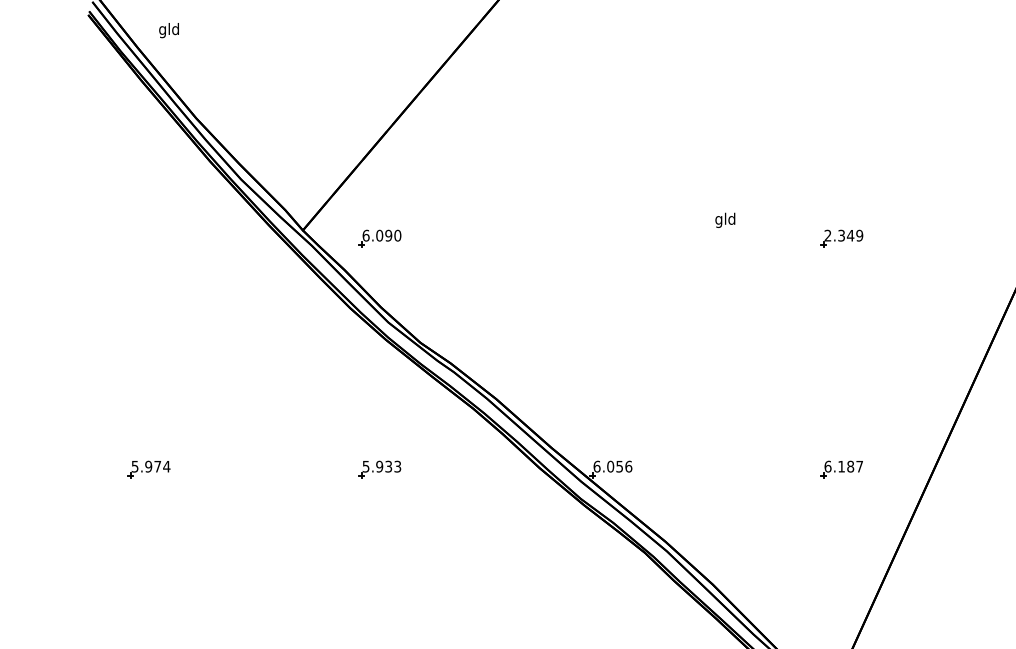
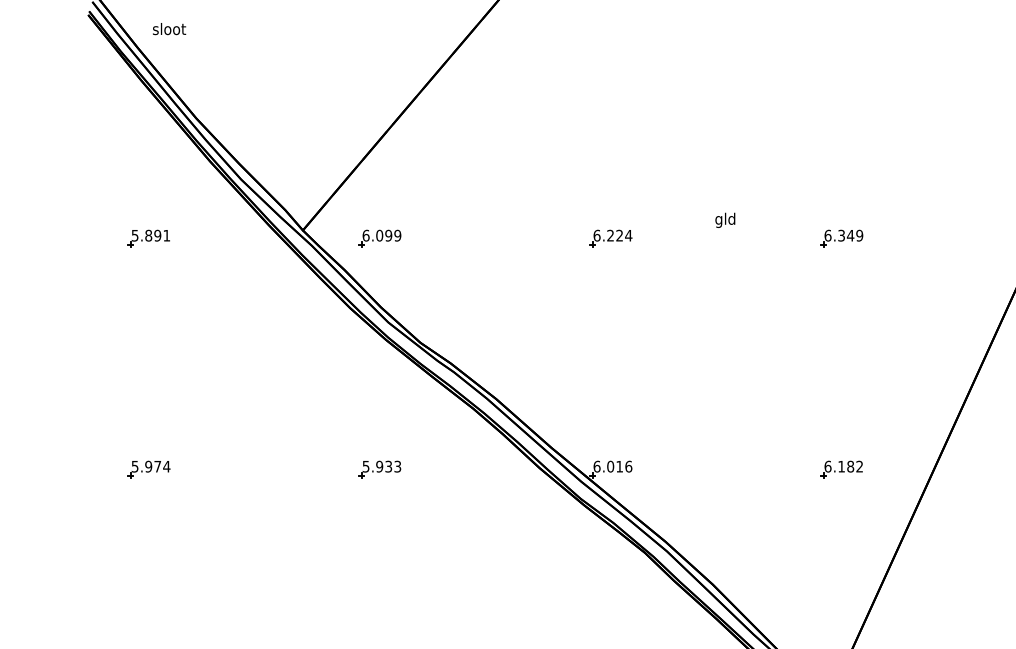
text: gld -> sloot (169, 30)
text: 6.090 -> 6.099 (397, 235)
text: 2.349 -> 6.349 (827, 235)
part: none -> present (148, 238)
part: none -> present (610, 238)
text: 6.056 -> 6.016 (619, 466)
text: 6.187 -> 6.182 (859, 466)
